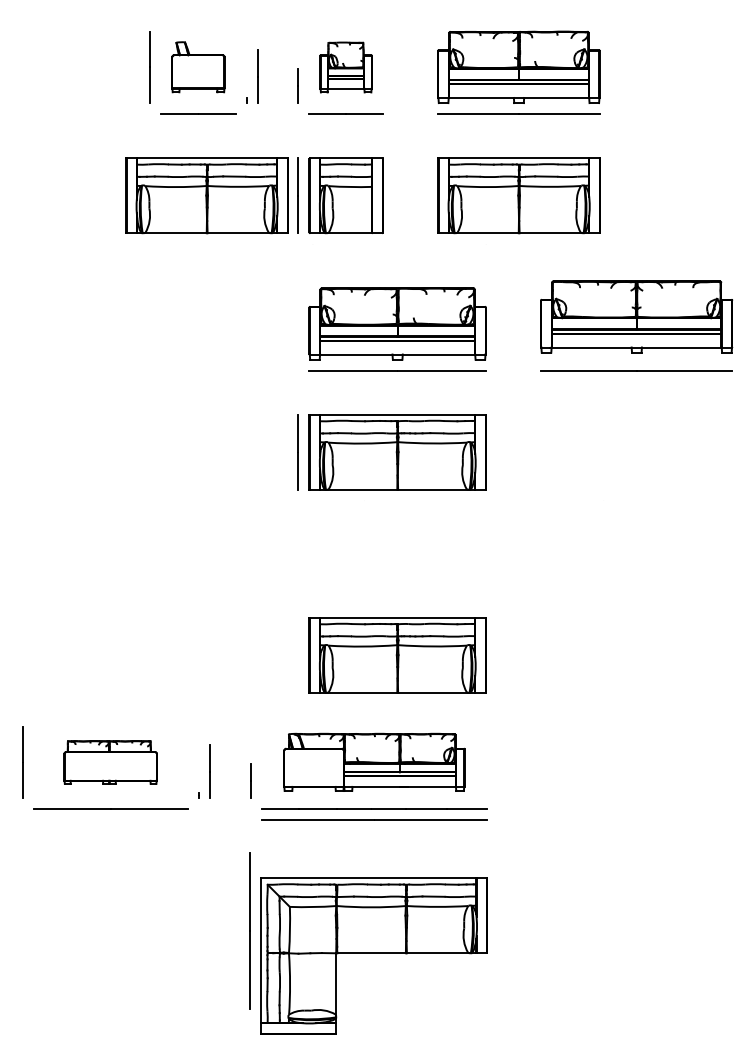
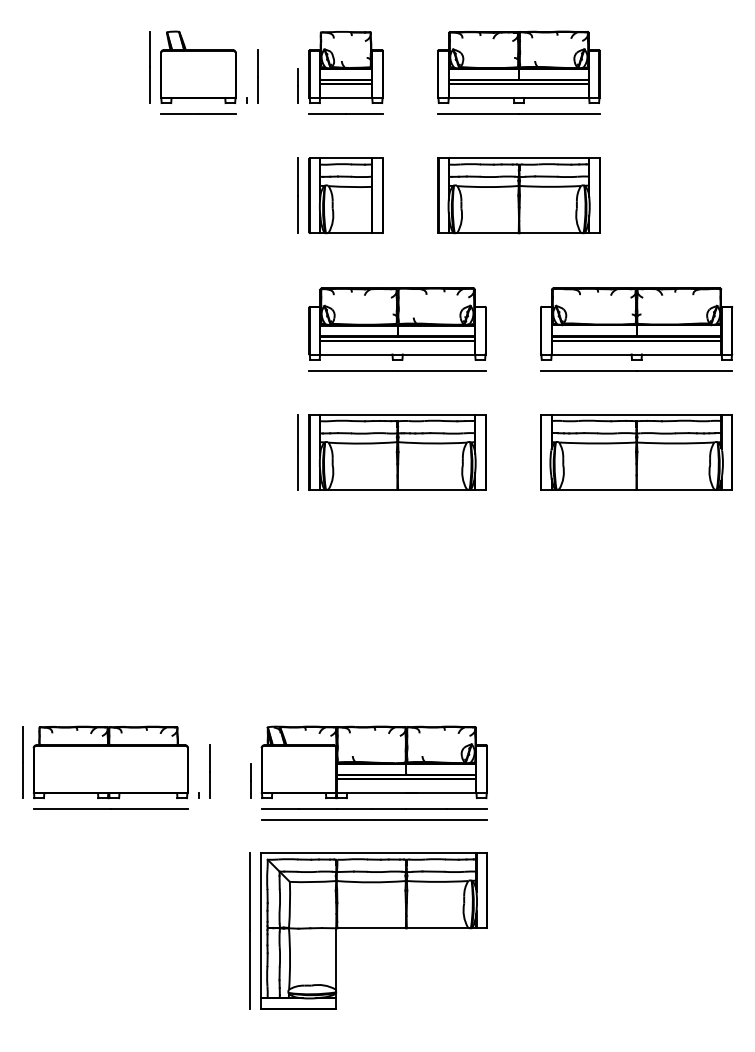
part size: 55x53 px -> 77x74 px (198, 66)
part size: 54x53 px -> 76x73 px (345, 67)
part: present -> none (206, 195)
part position: (636, 316) -> (636, 323) (636, 323)
part: none -> present (636, 452)
part: present -> none (397, 655)
part size: 183x60 px -> 228x75 px (373, 762)
part size: 95x45 px -> 157x75 px (110, 762)
part position: (373, 955) -> (373, 930) (373, 930)
